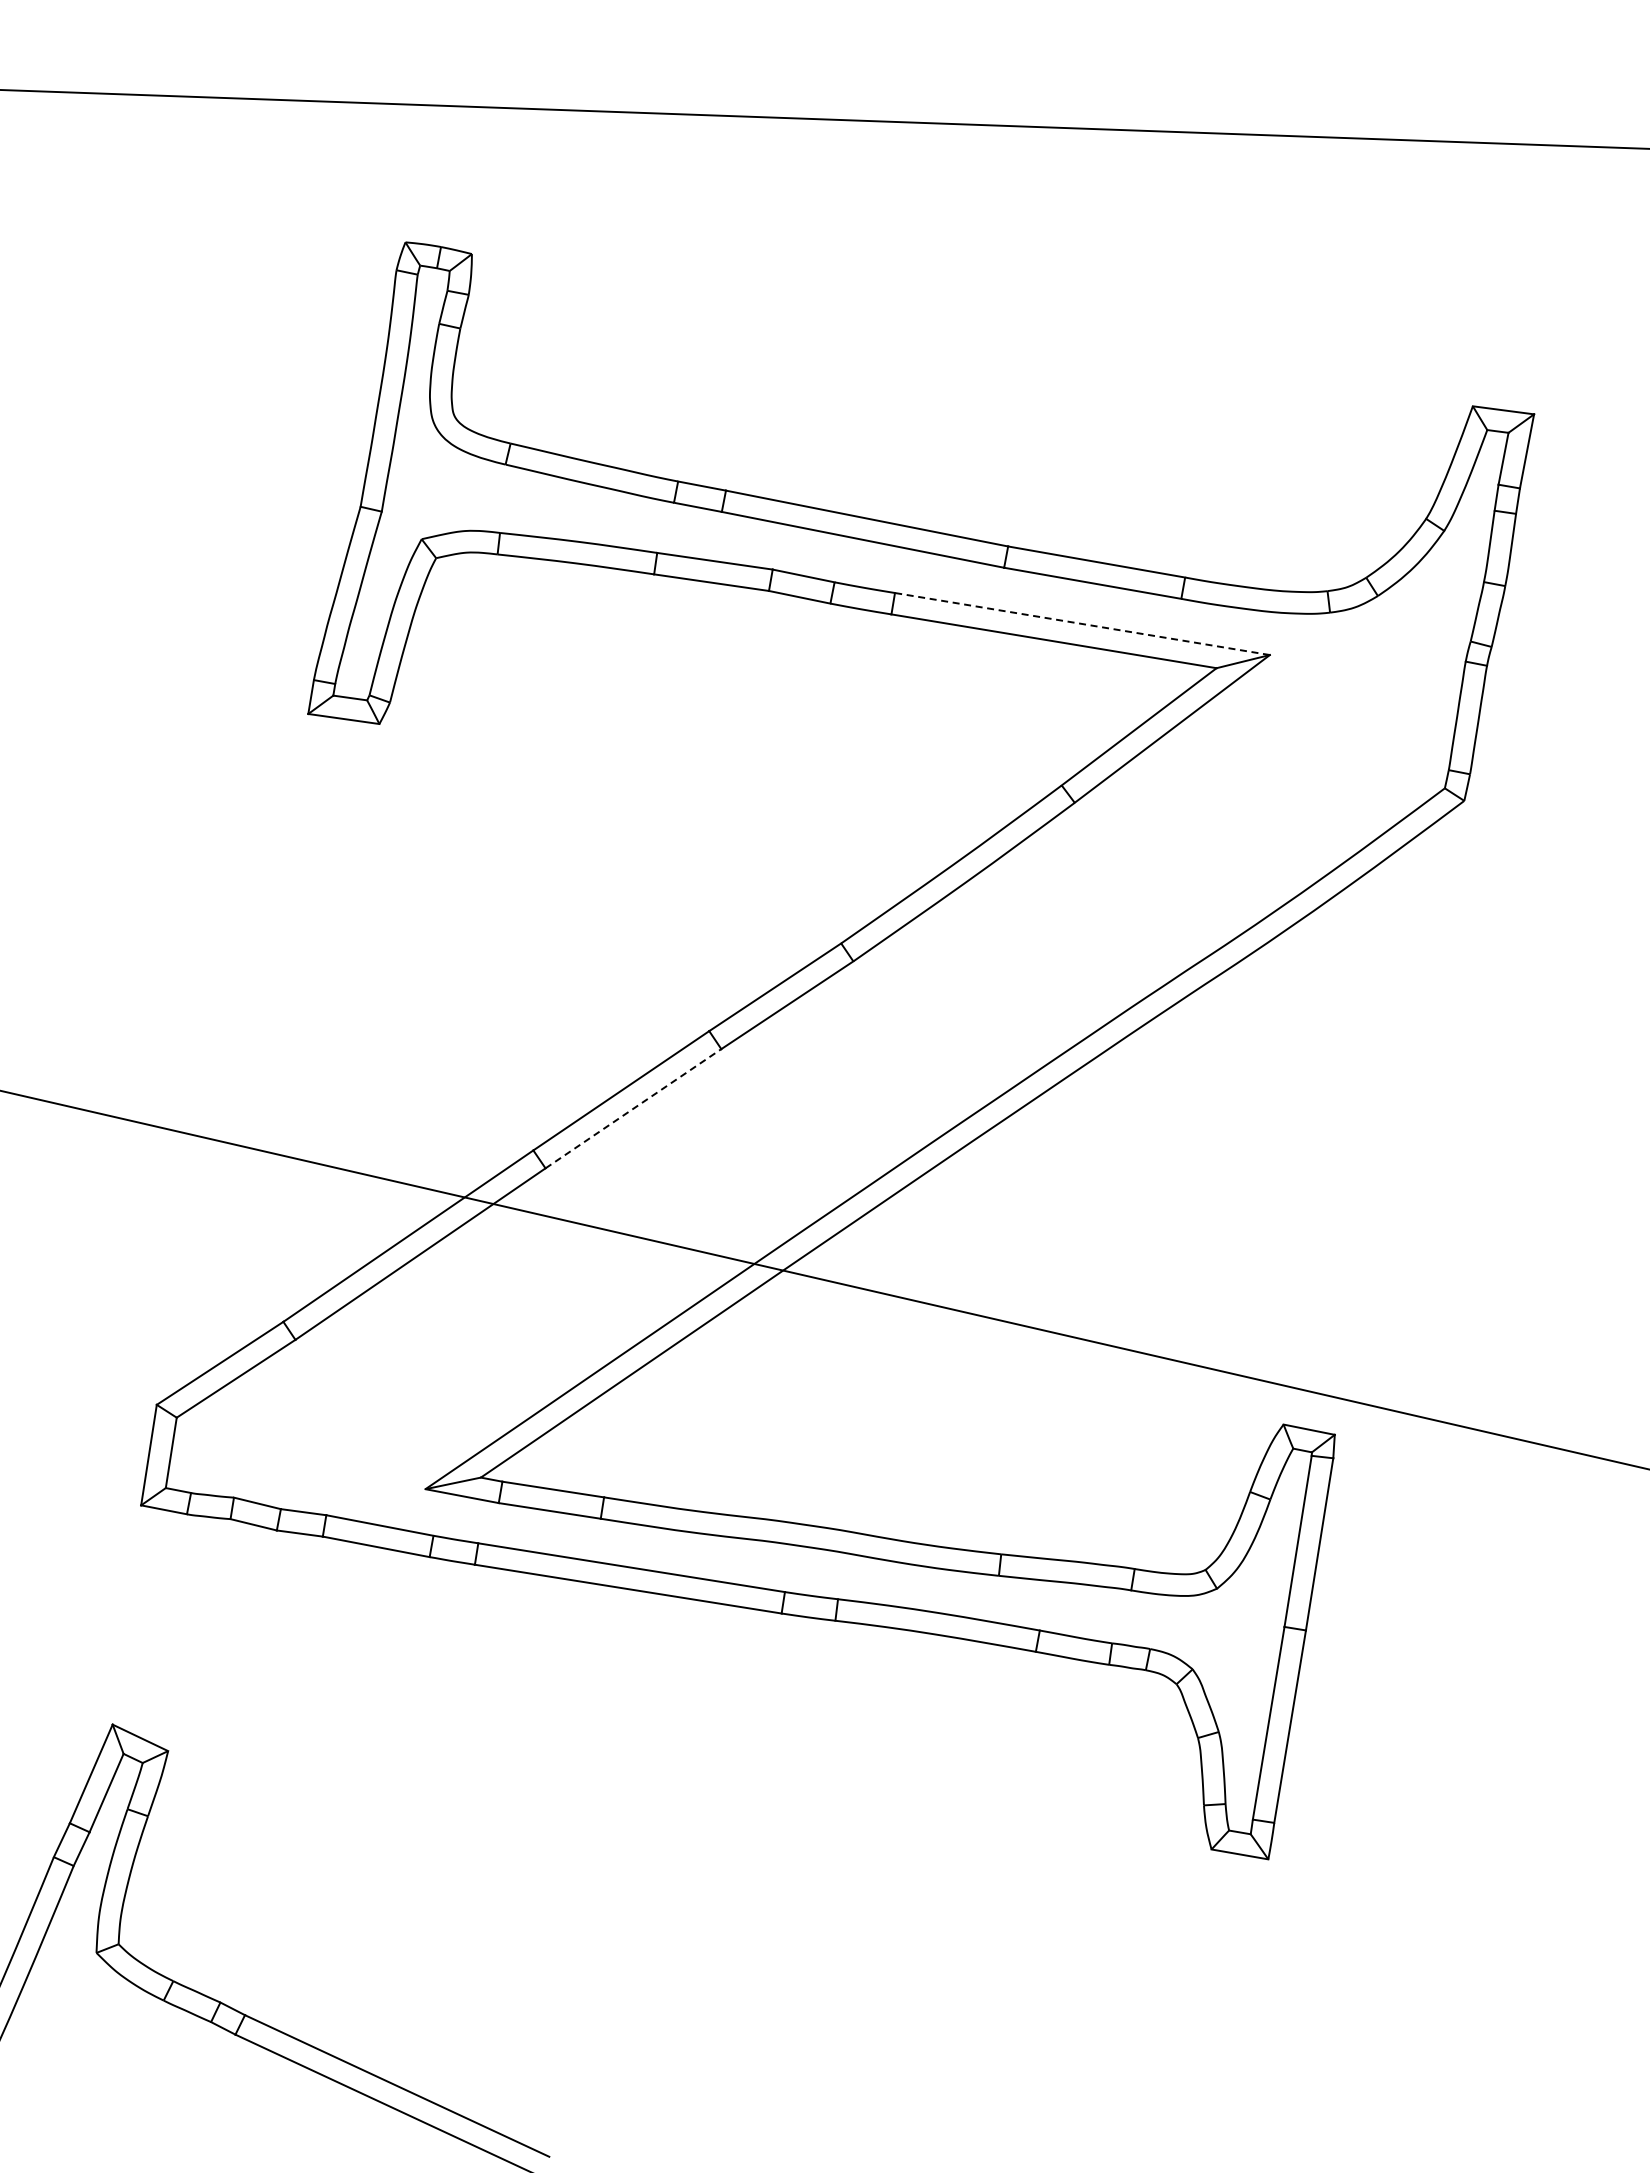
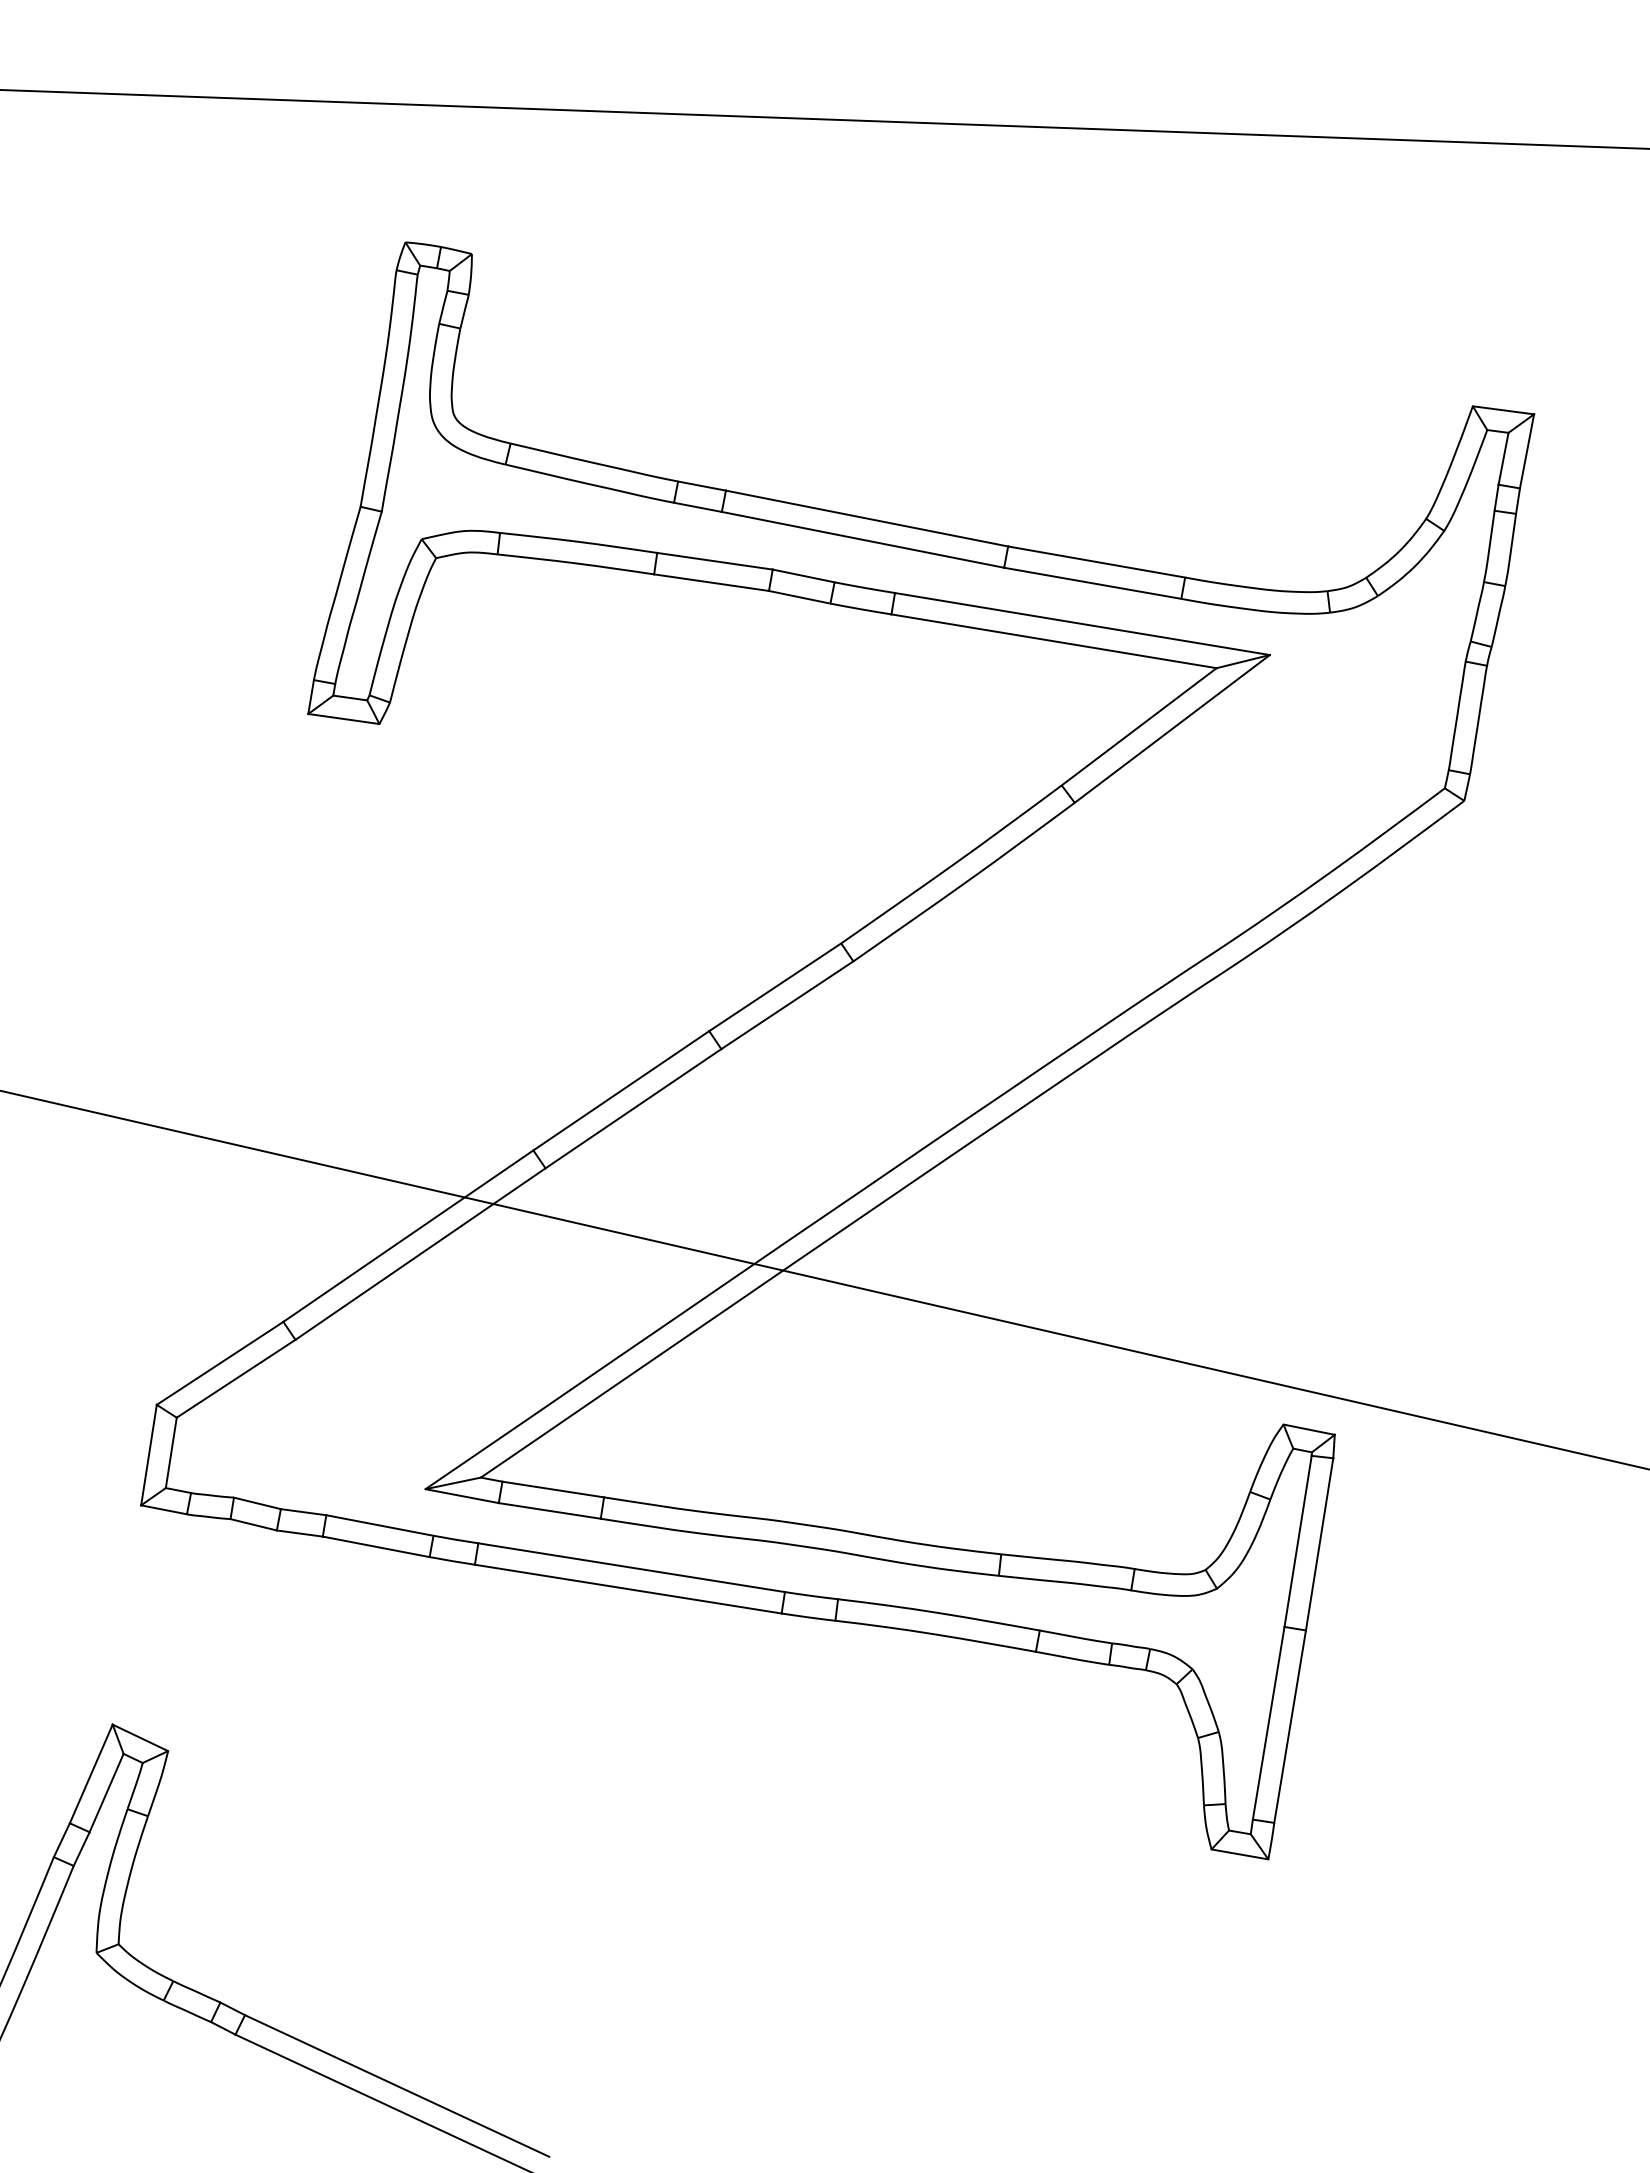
line: dashed -> solid (1082, 624)
line: dashed -> solid (633, 1108)
